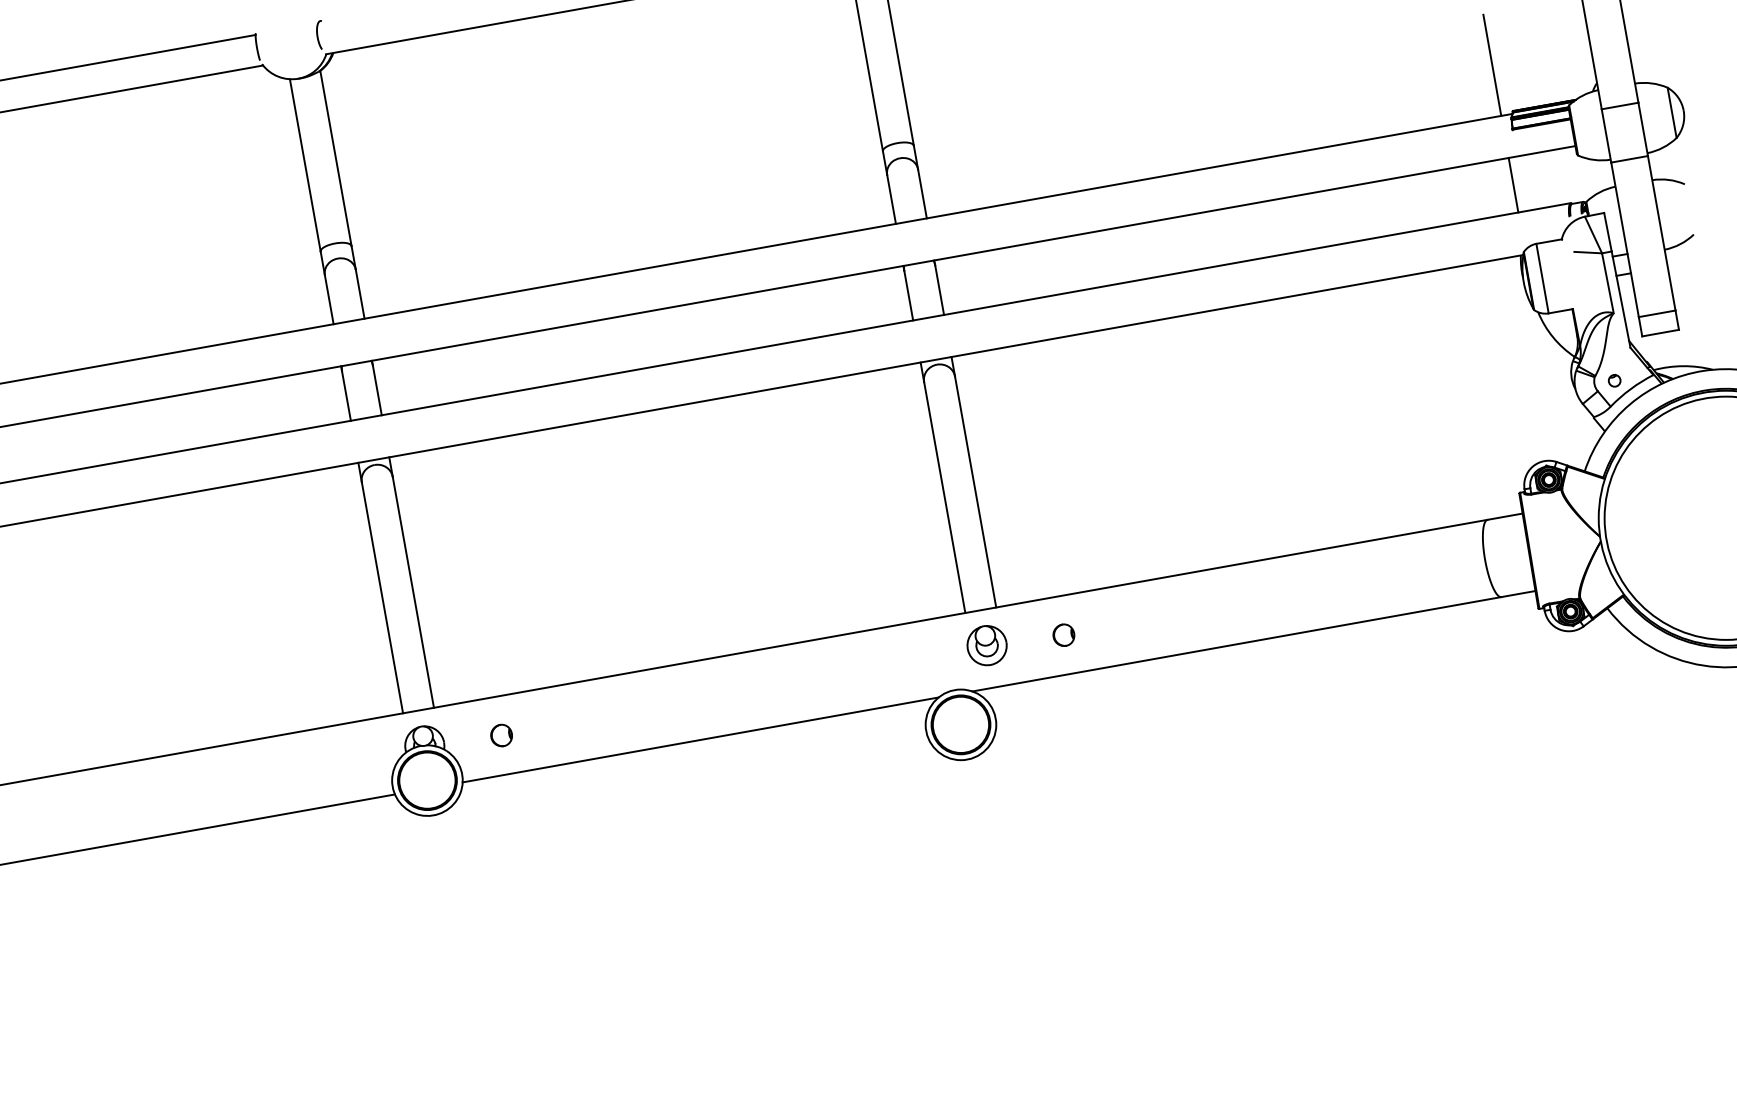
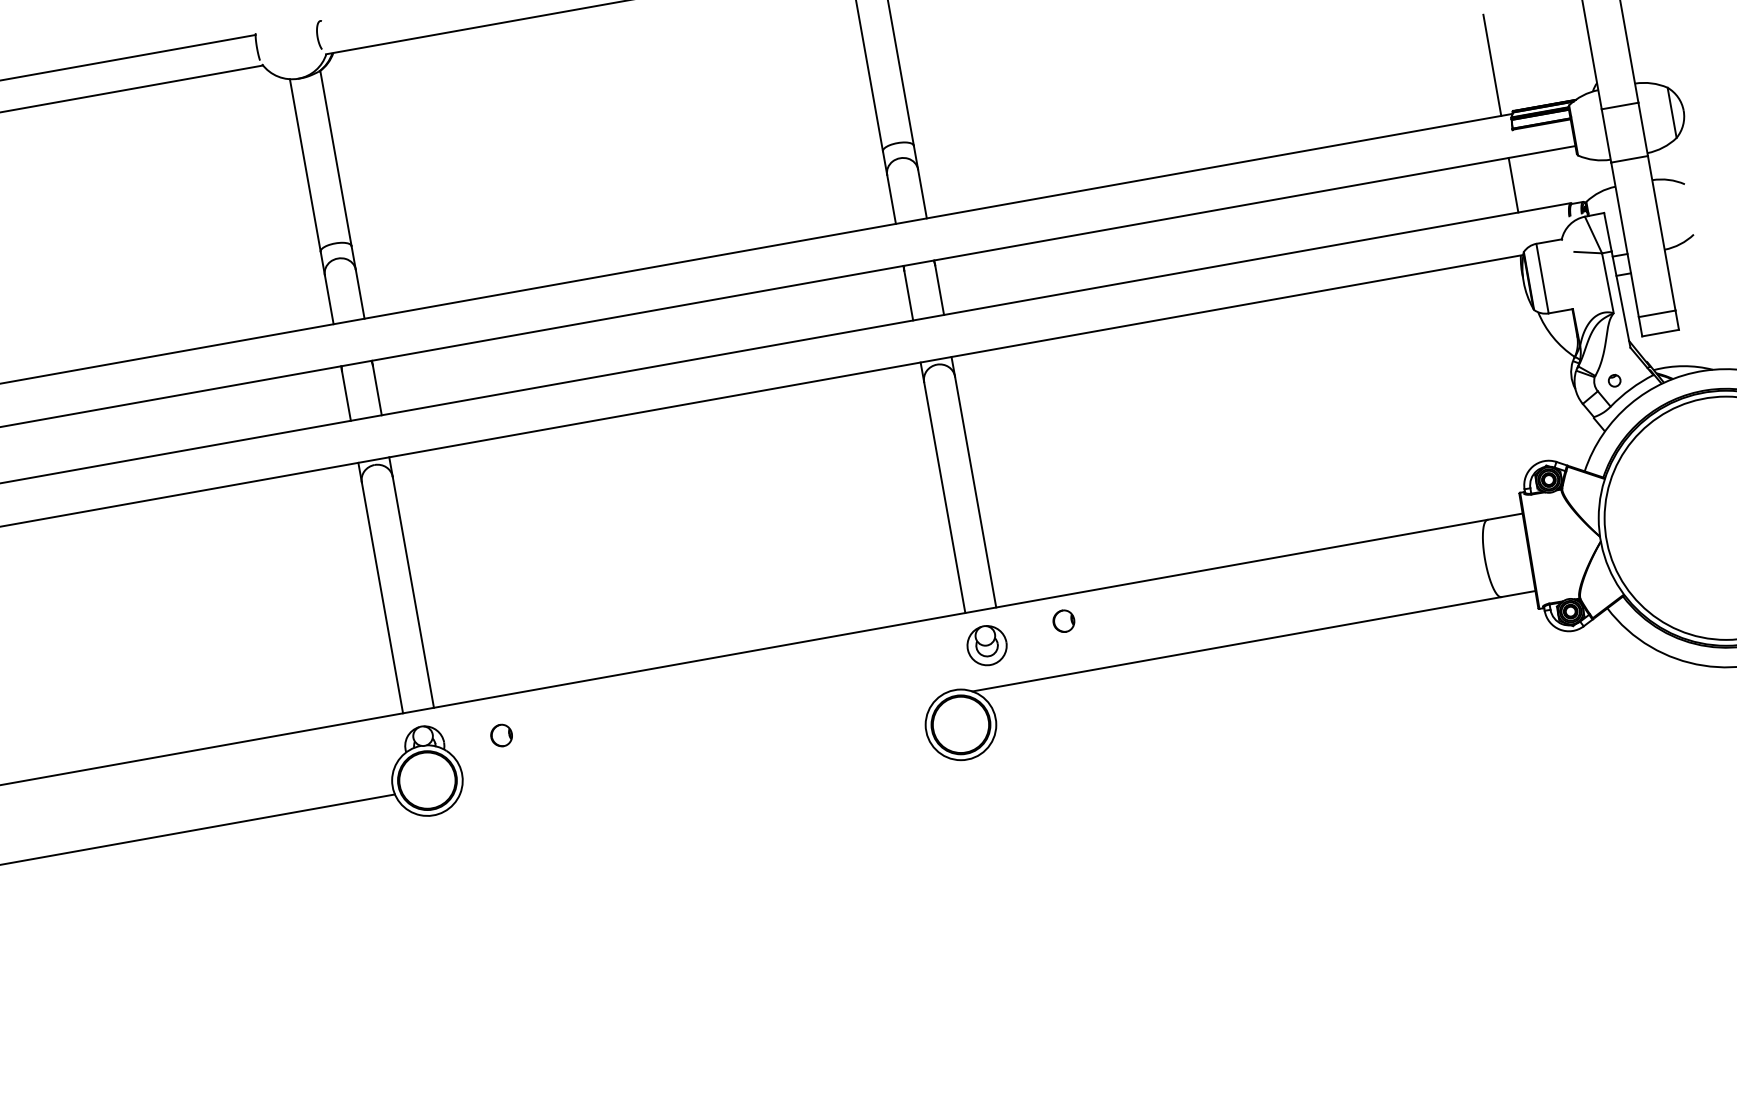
part position: (1063, 634) -> (1063, 620) (1063, 620)
line: present -> none (700, 739)
